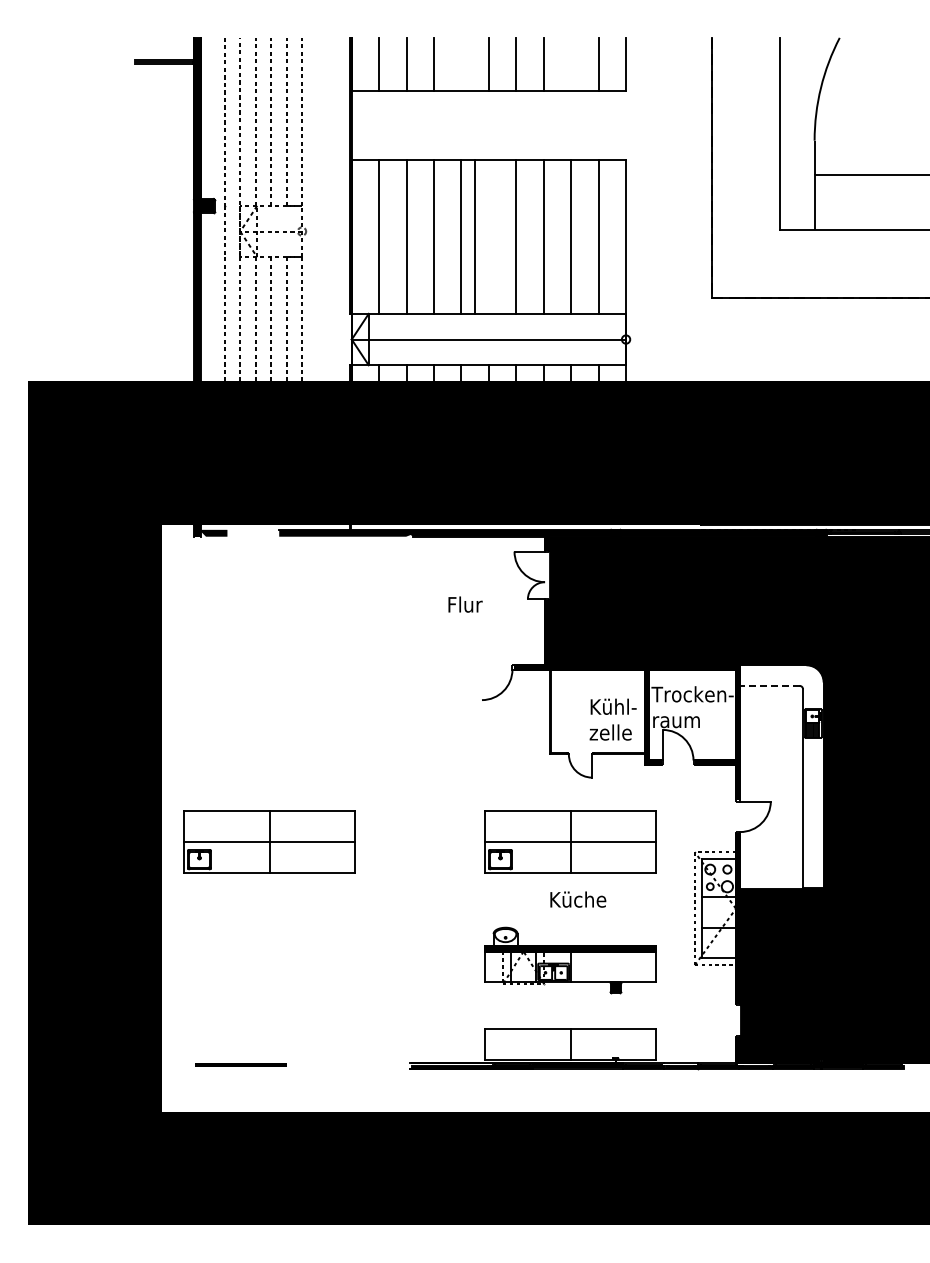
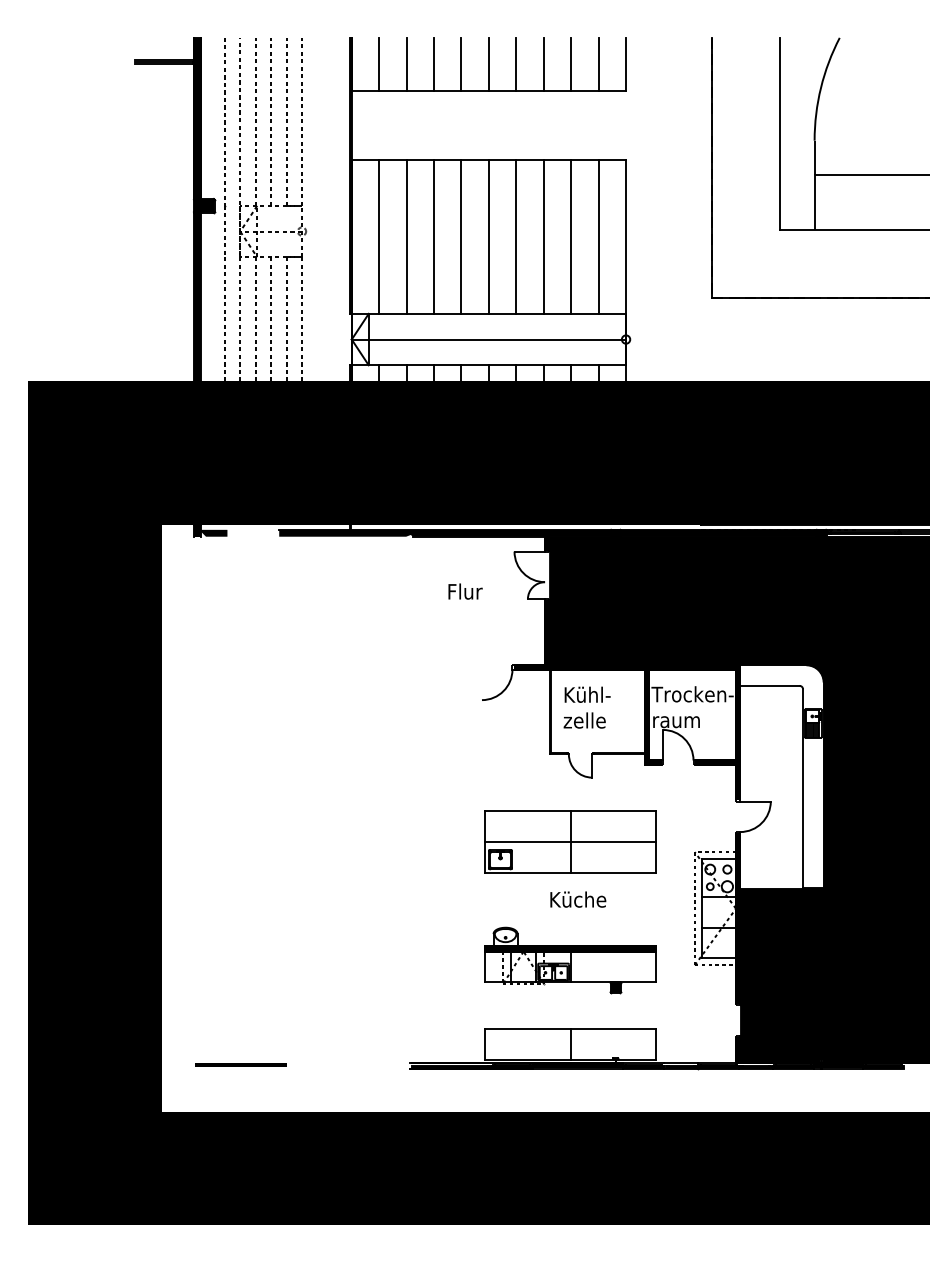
line: none -> present (461, 63)
line: none -> present (571, 63)
line position: (474, 236) -> (488, 236) (488, 236)
text position: (465, 604) -> (465, 591) (465, 591)
line: dashed -> solid (769, 685)
text position: (612, 719) -> (586, 707) (586, 707)
part: present -> none (269, 841)
